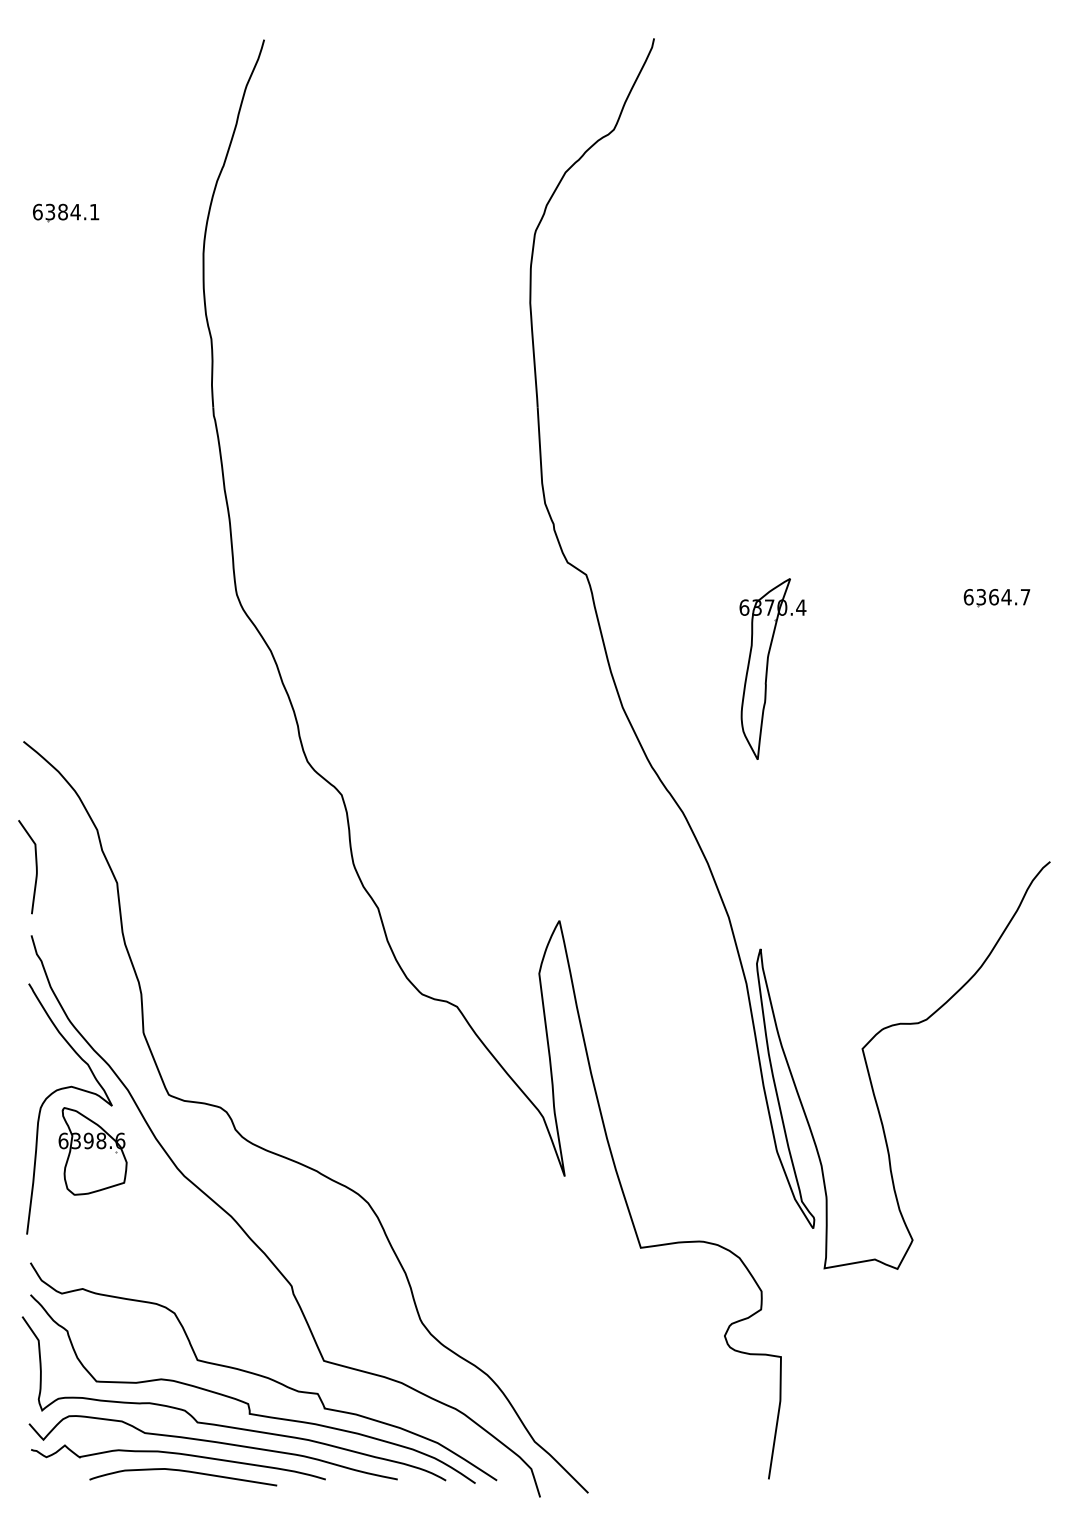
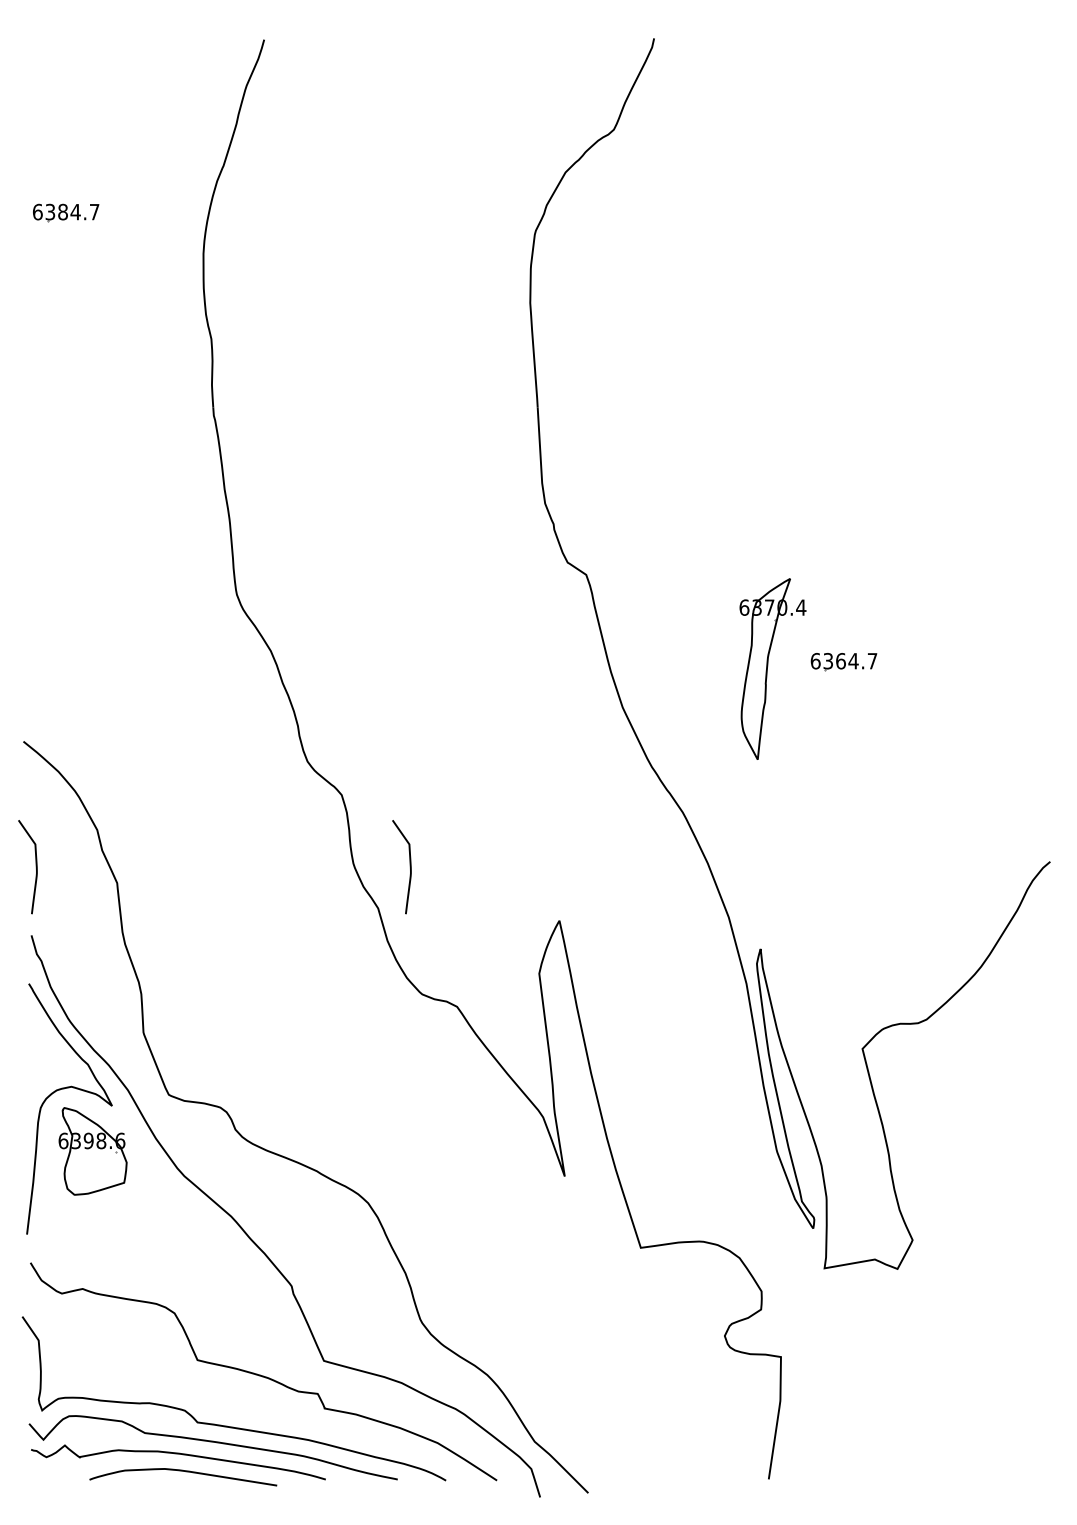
text: 6384.1 -> 6384.7 (94, 212)
part position: (996, 598) -> (843, 662) (843, 662)
curve: none -> present (409, 867)
curve: present -> none (245, 1401)
